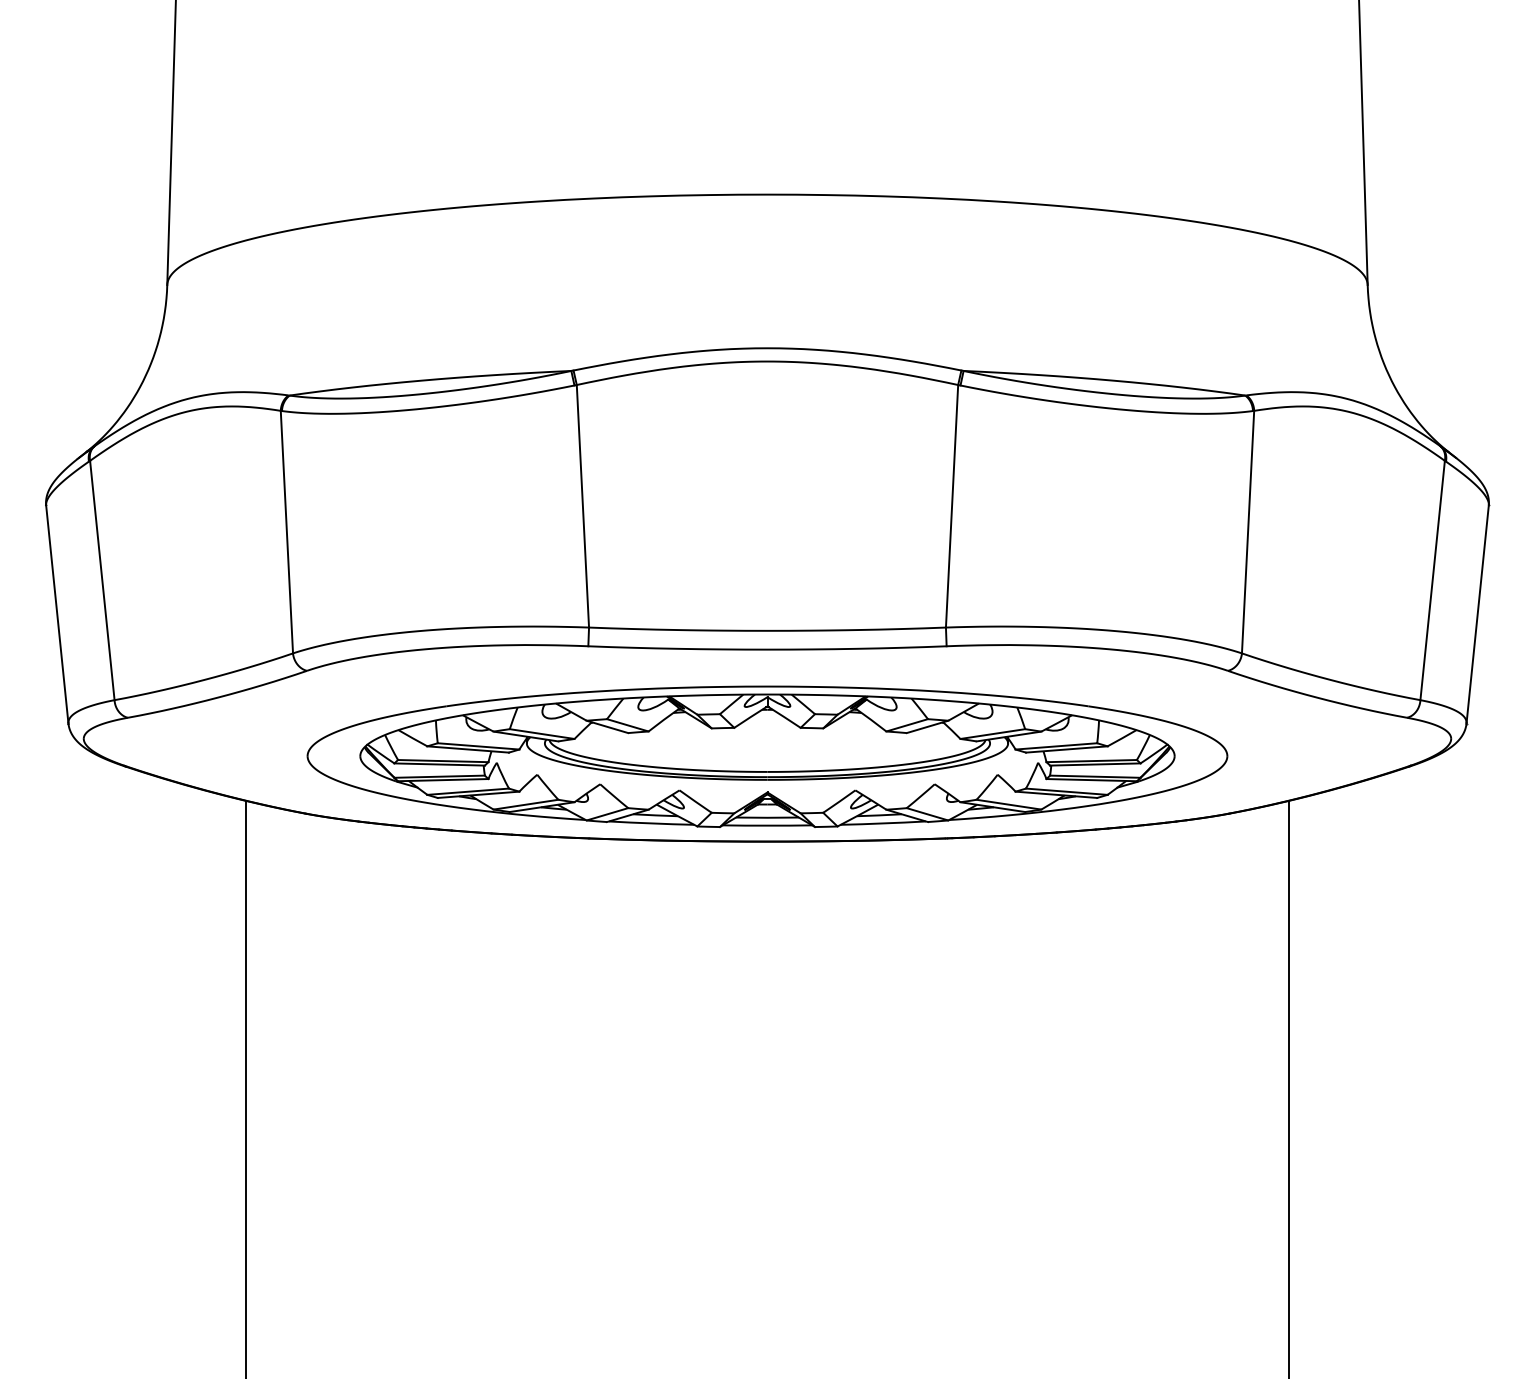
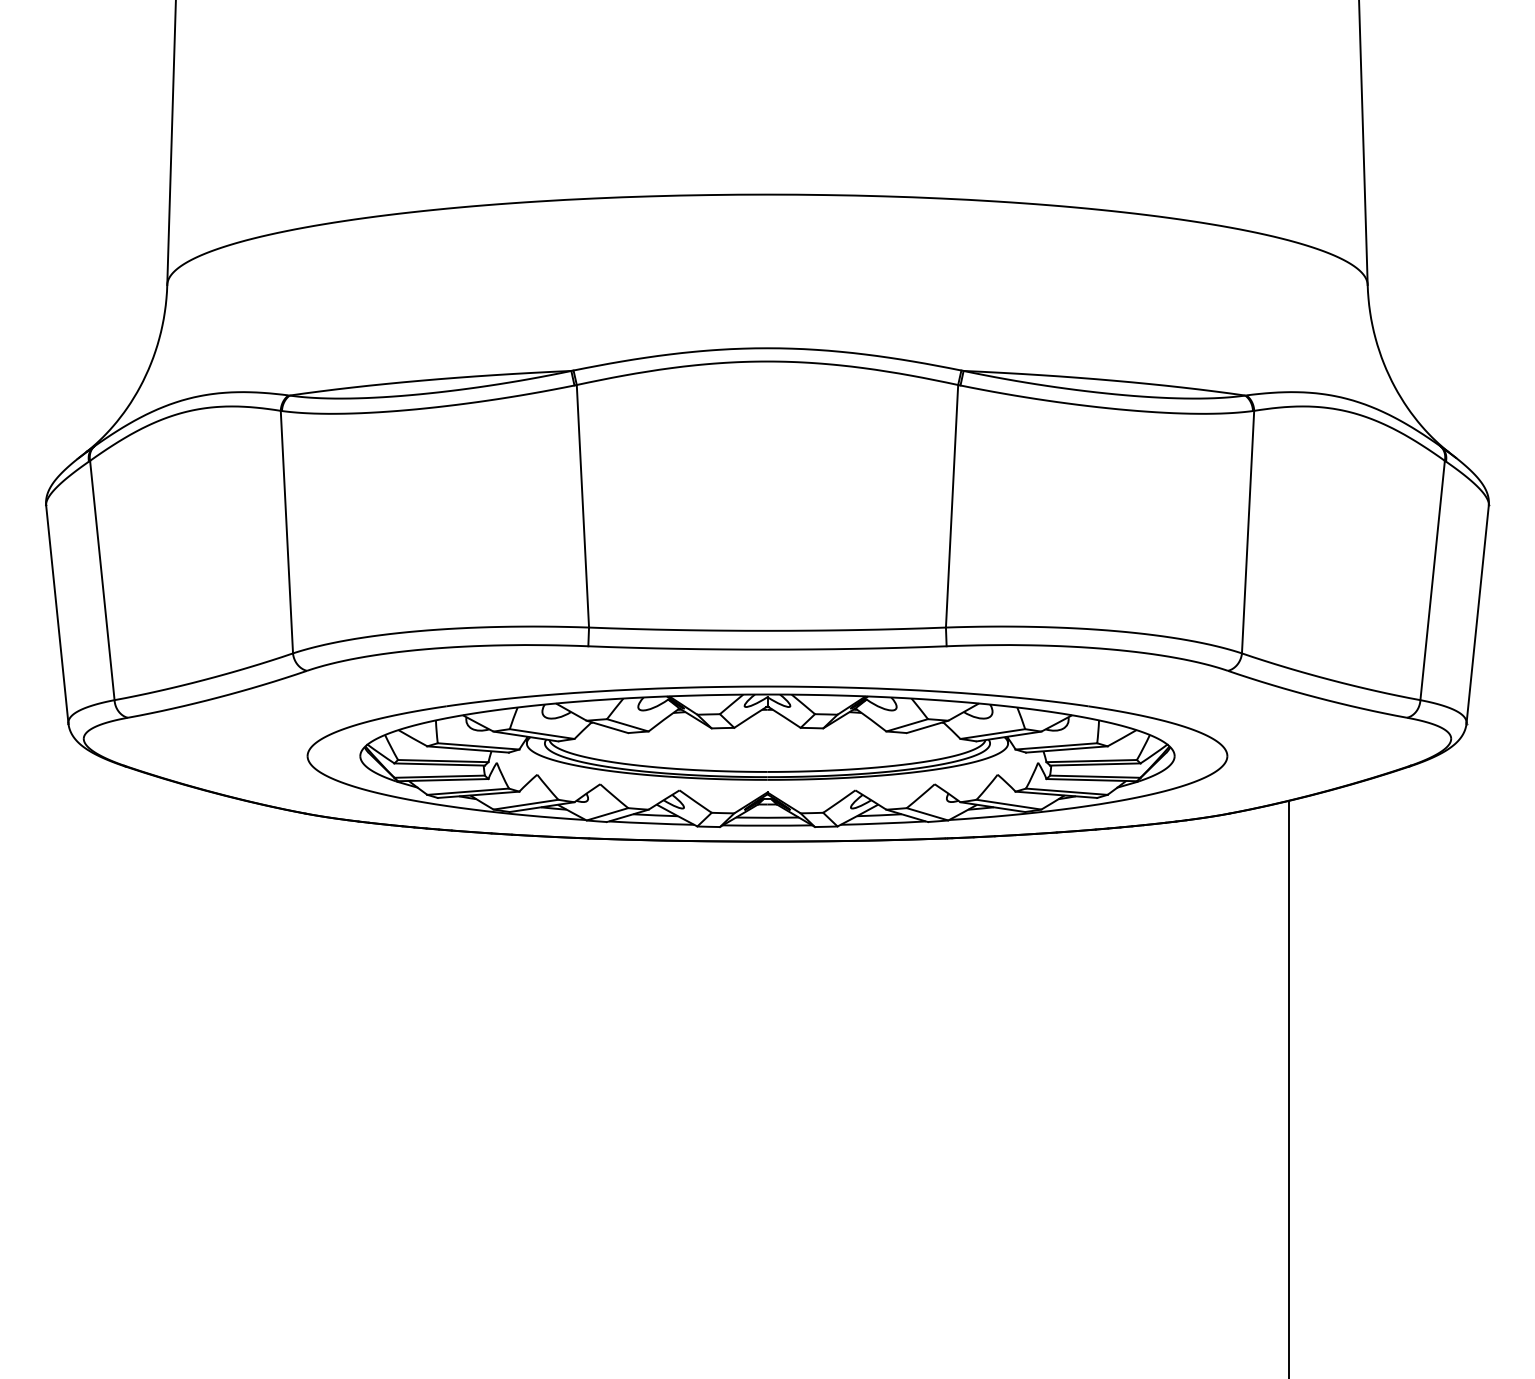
line: present -> none (246, 1087)
